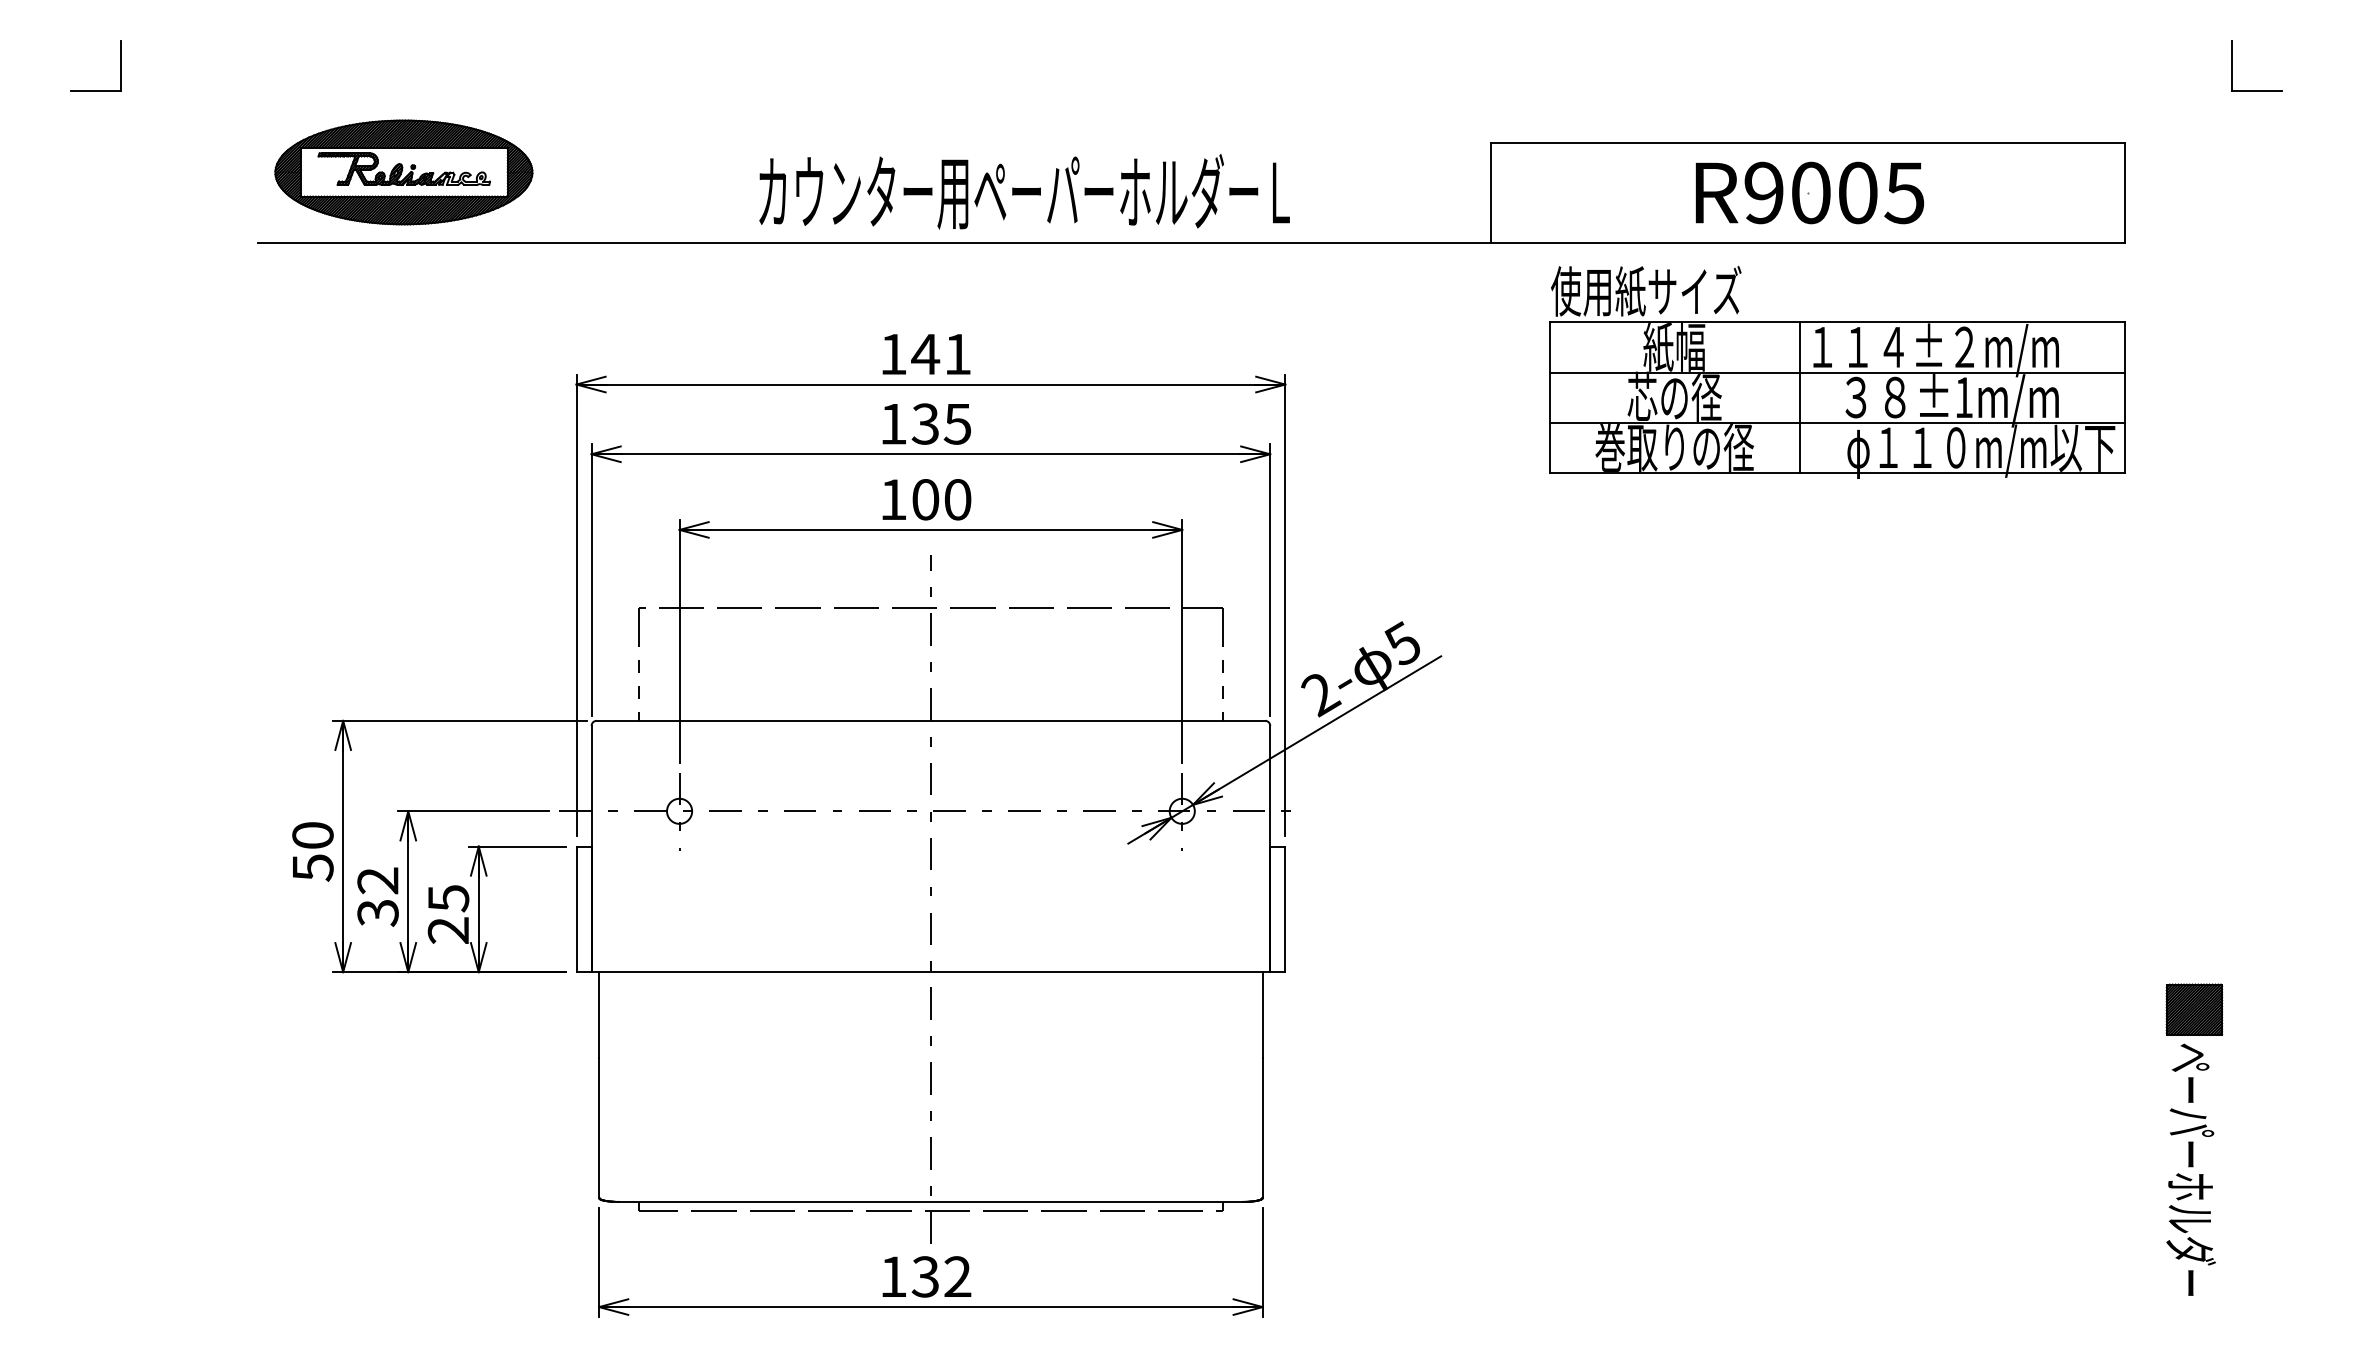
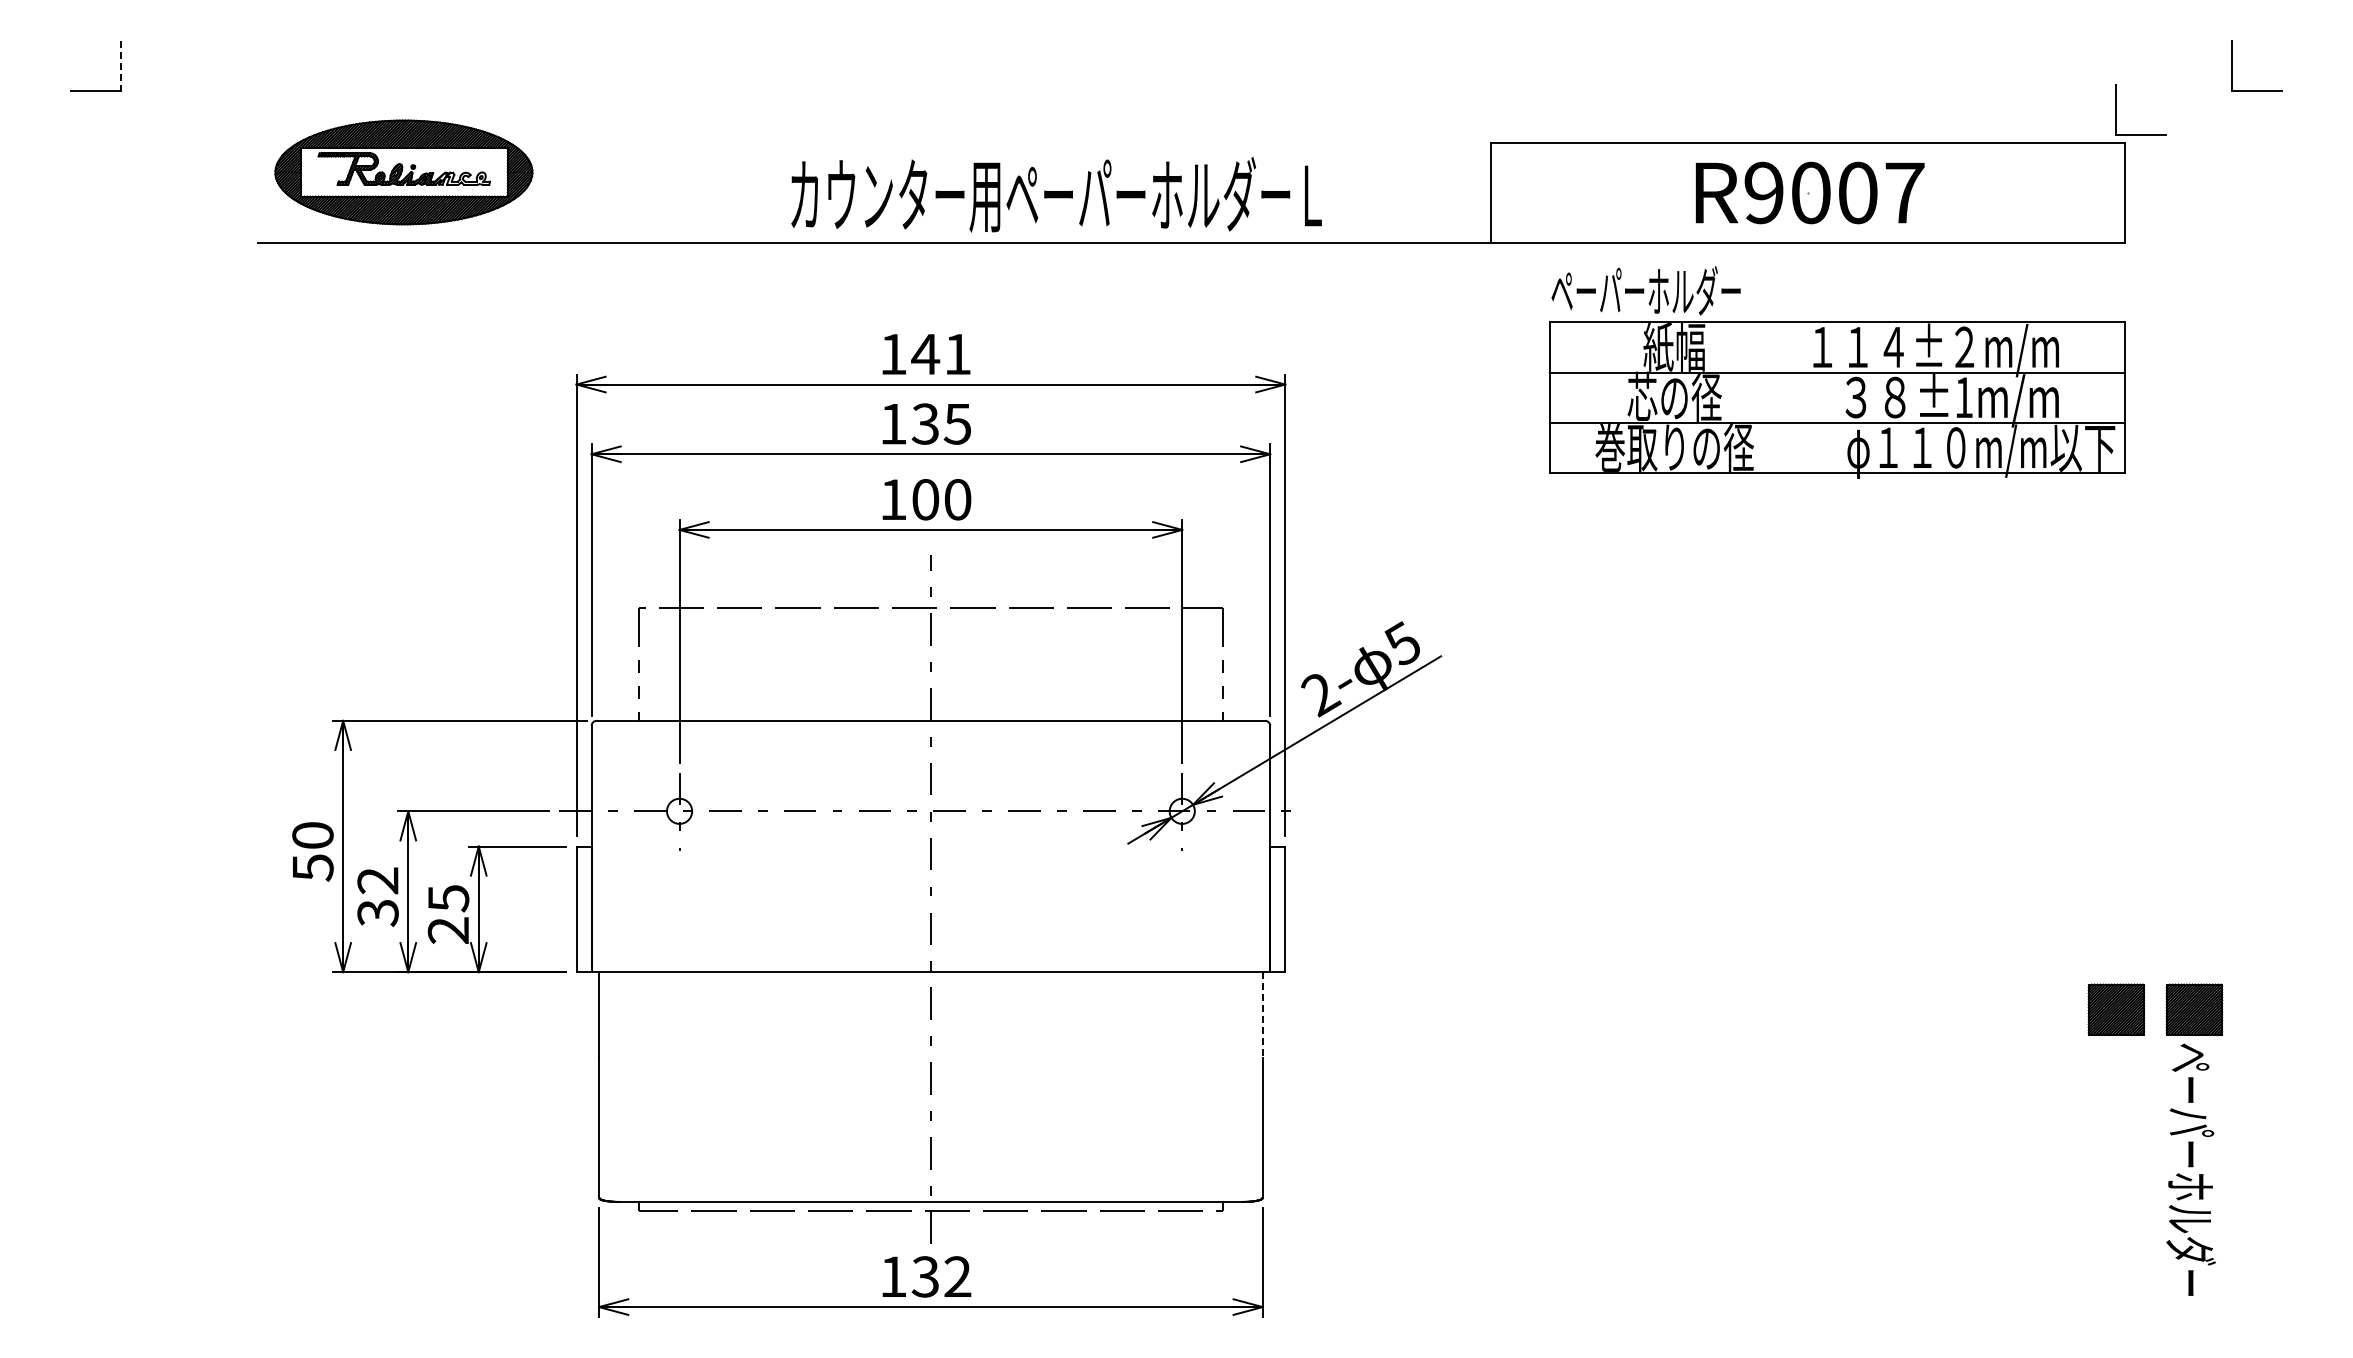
line: solid -> dashed (120, 66)
part: none -> present (2116, 109)
part position: (1024, 191) -> (1056, 194) (1056, 194)
text: R9005 -> R9007 (1904, 193)
text: 使用紙サイズ -> ペーパーホルダー (1646, 290)
line: present -> none (1799, 397)
part: none -> present (2116, 1009)
line: solid -> dashed (1262, 1014)
